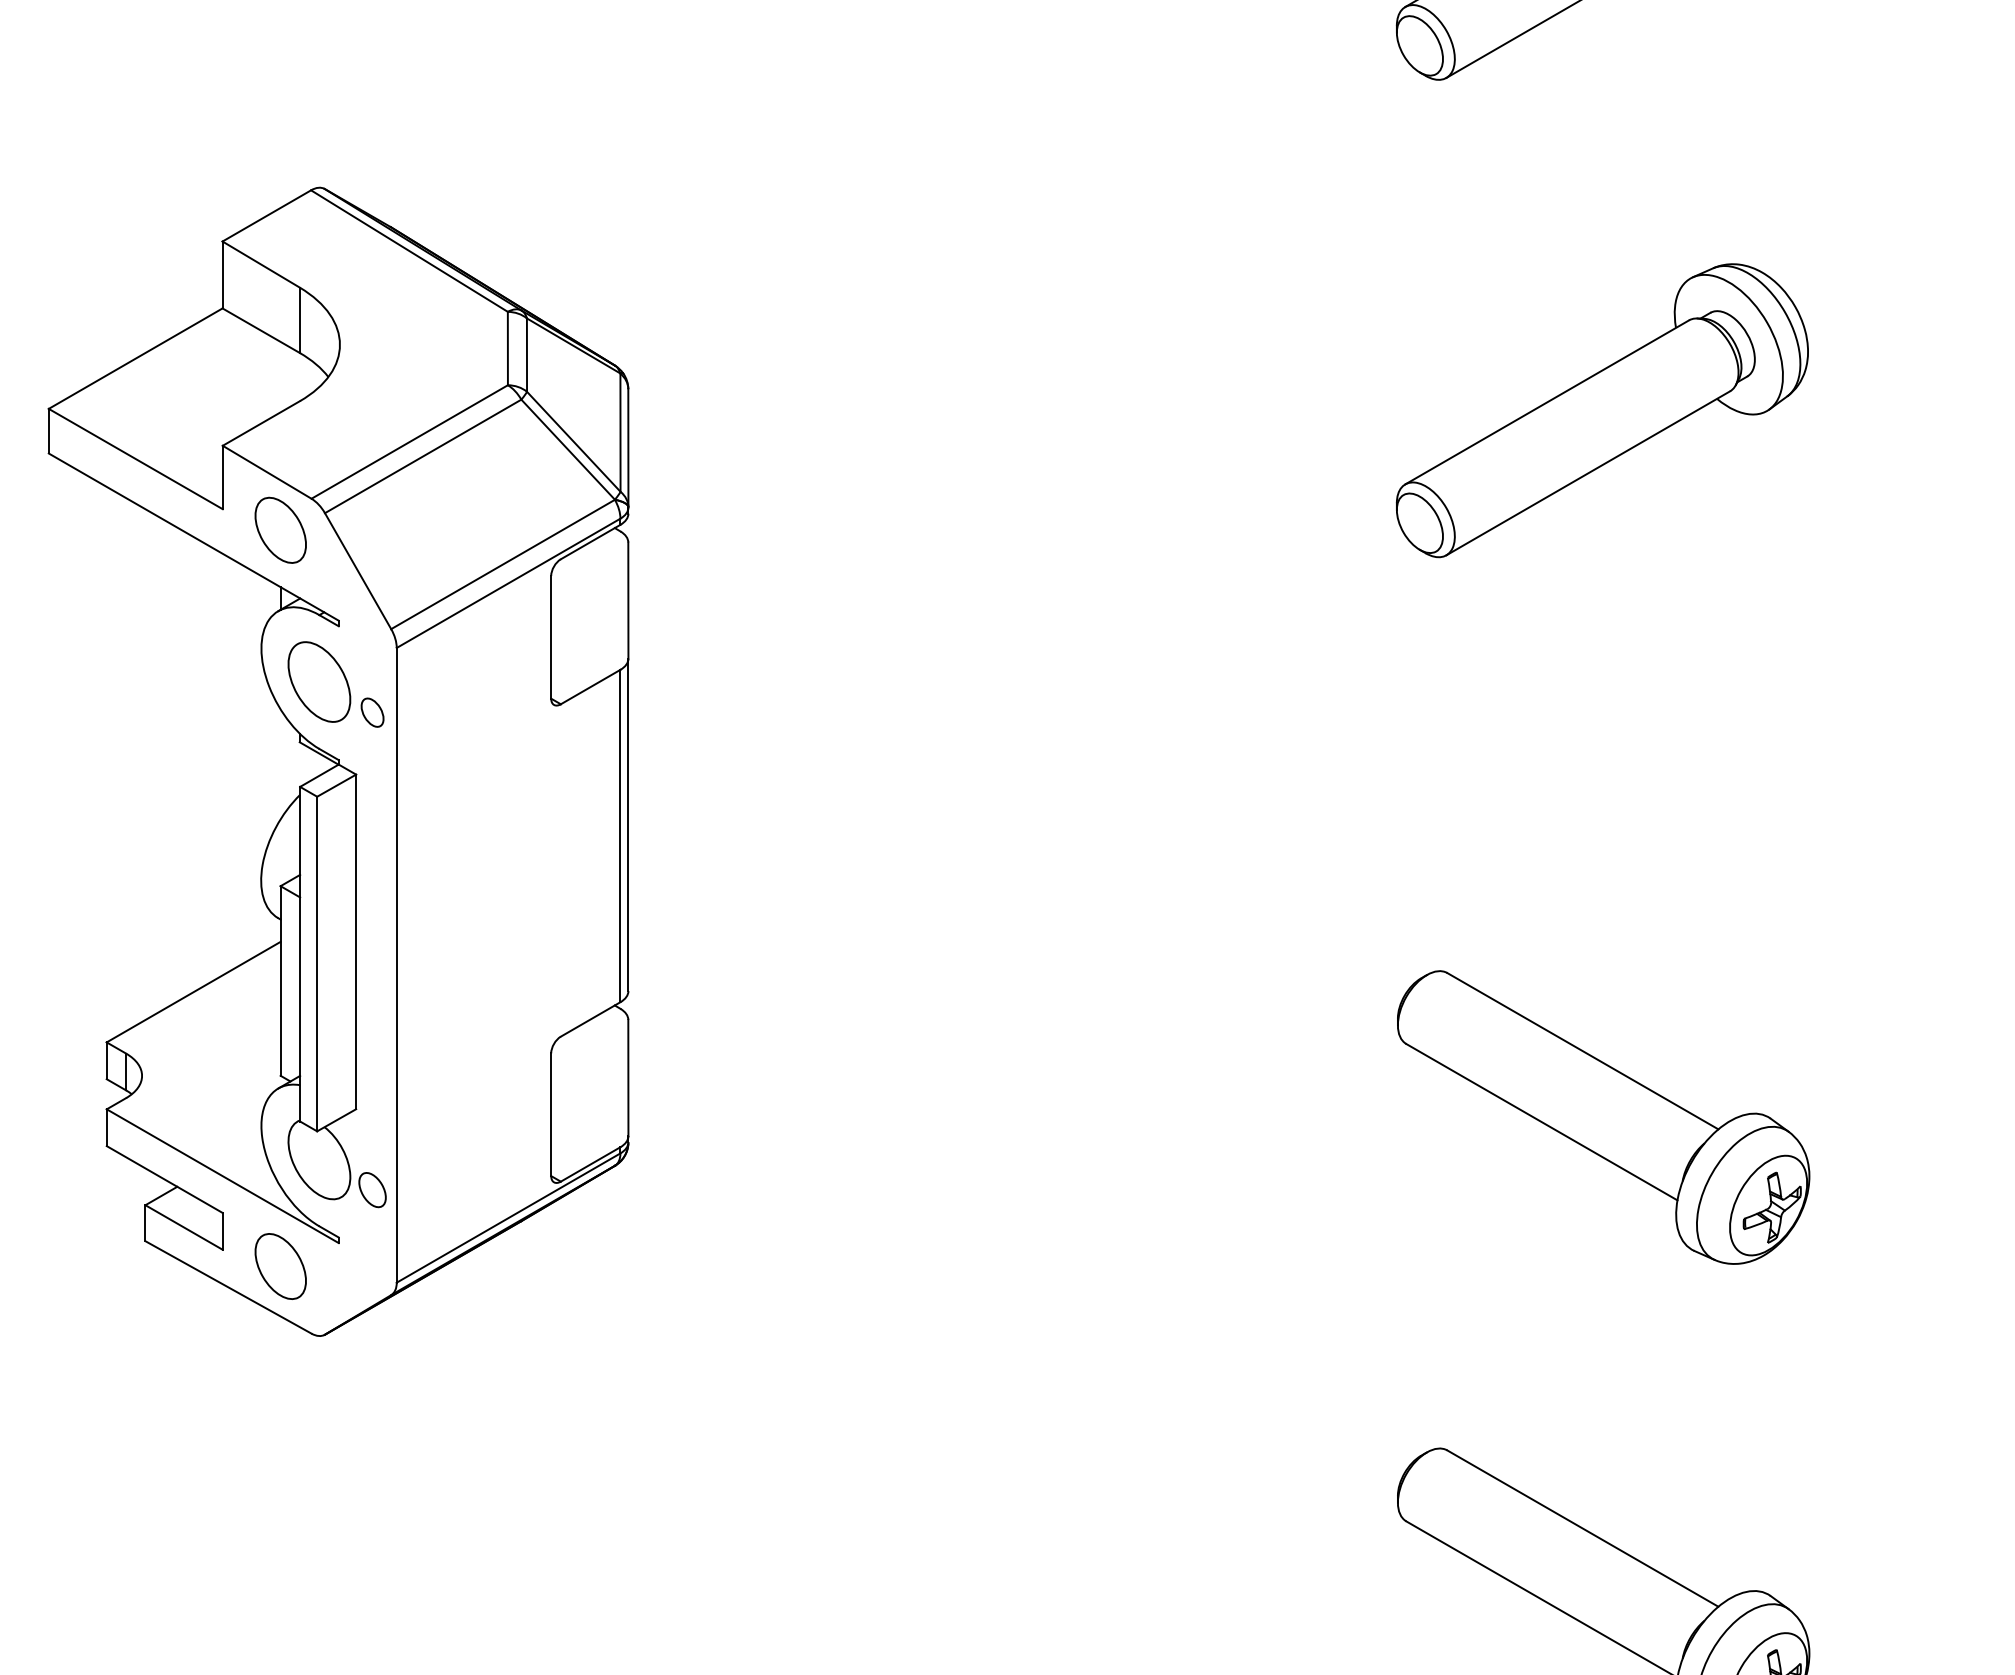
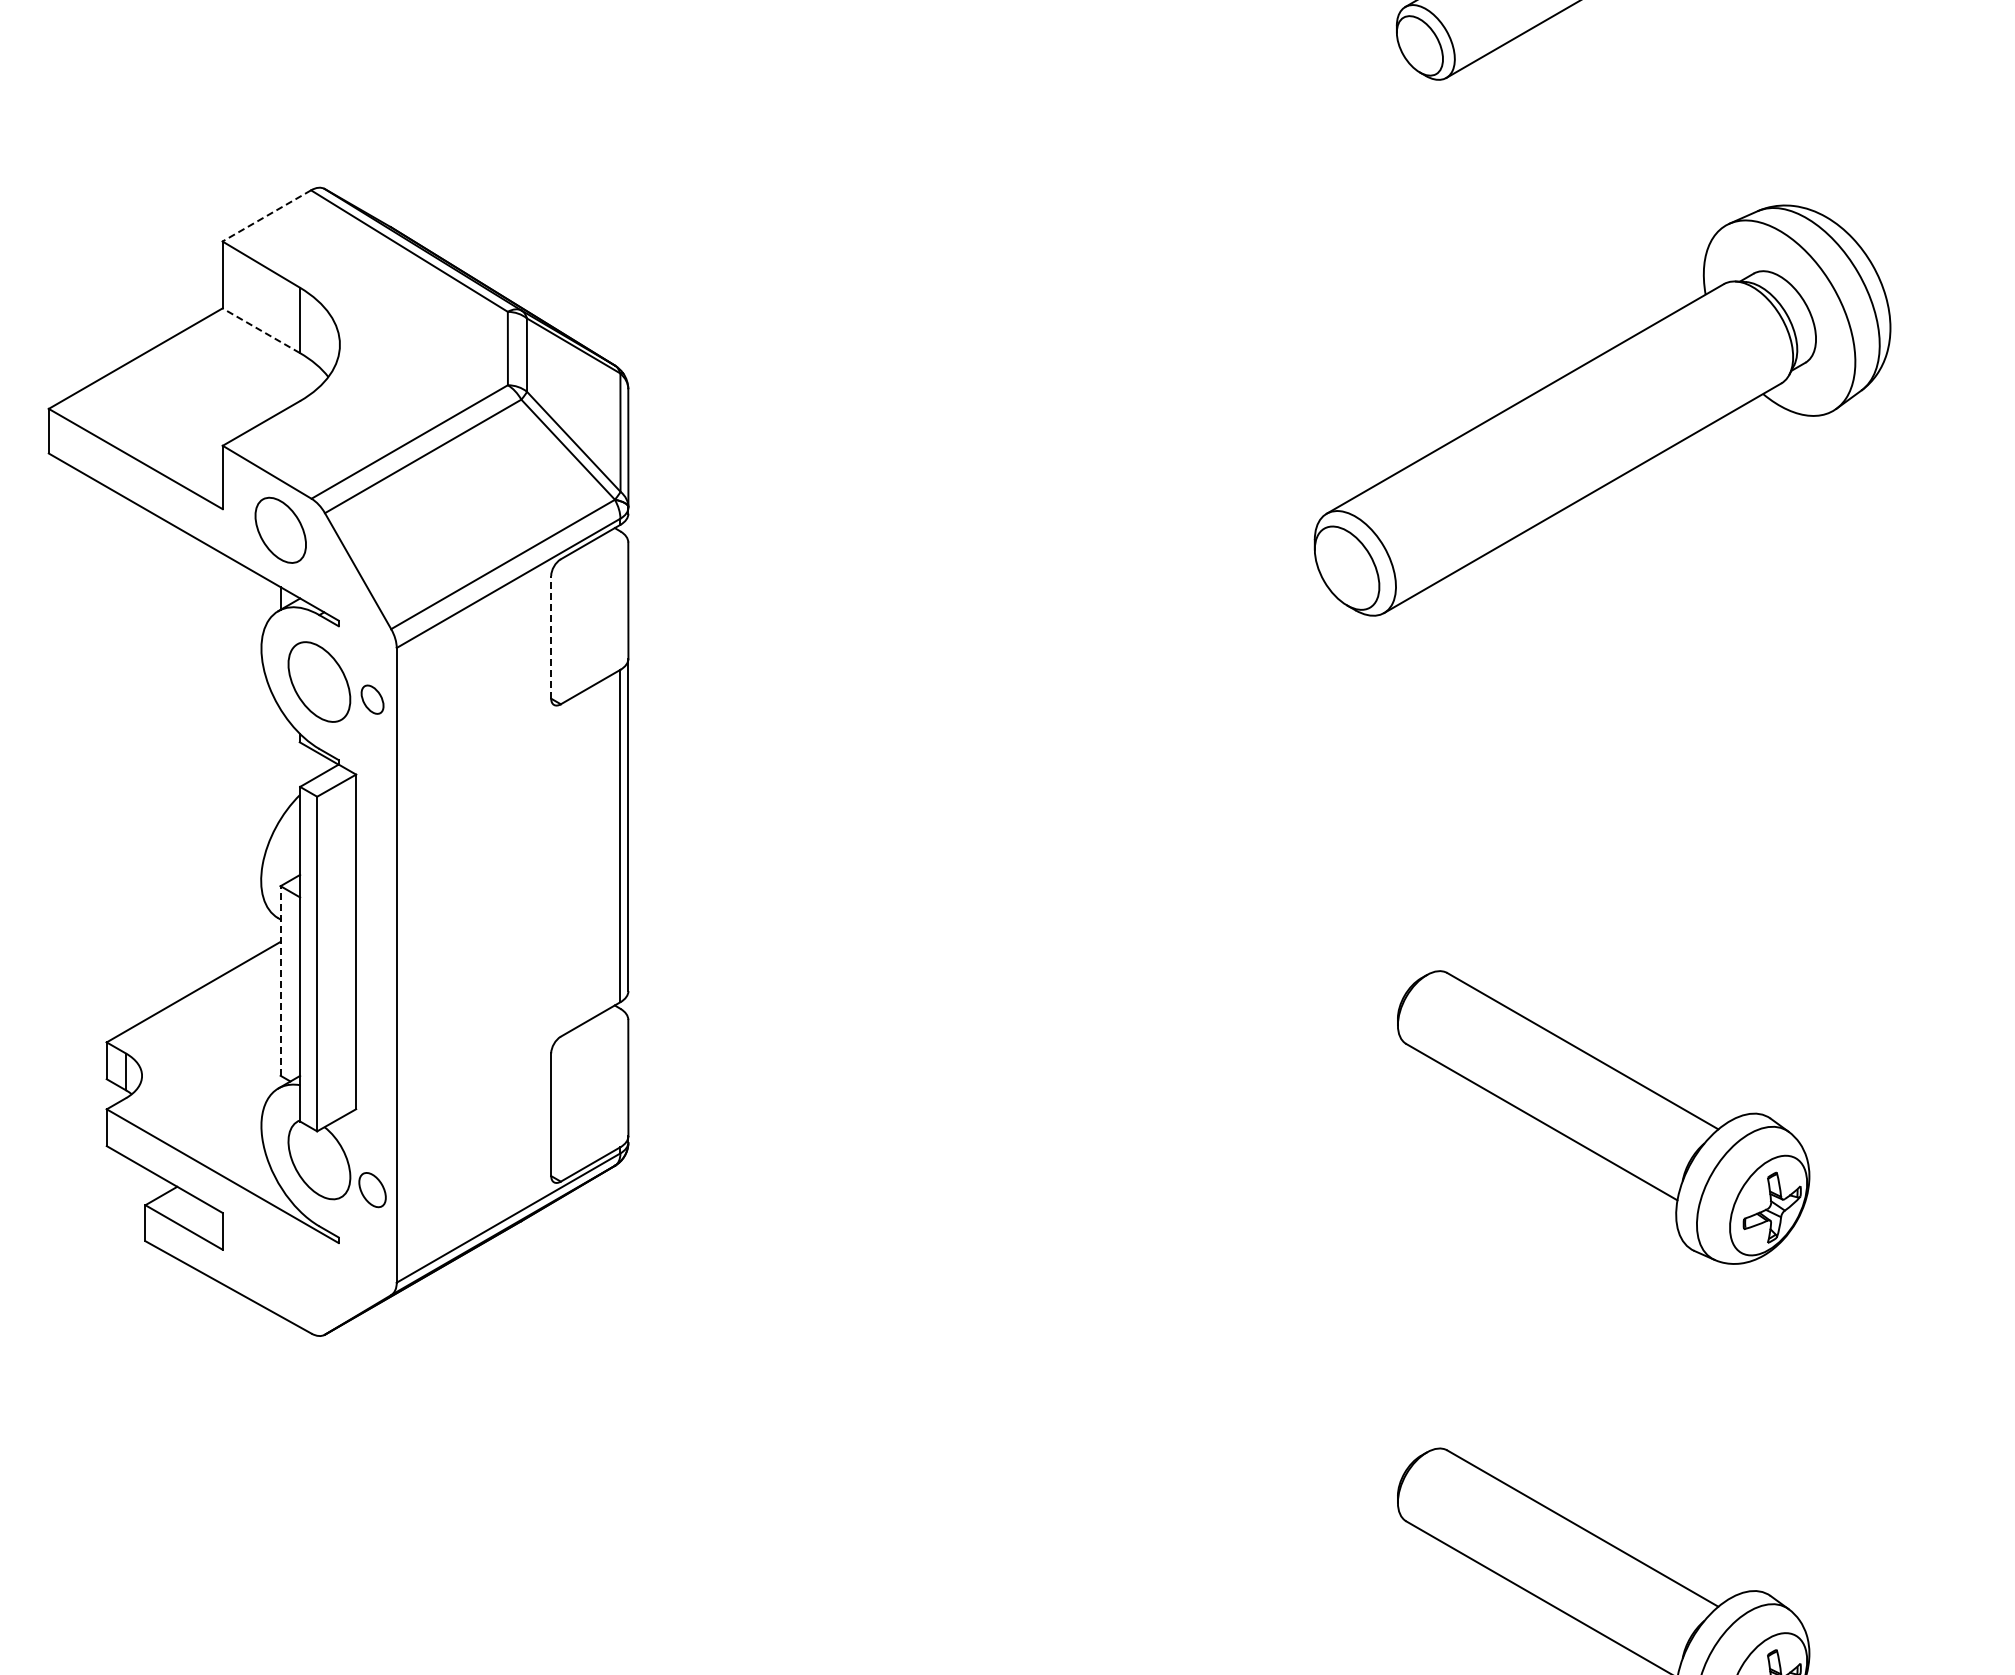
line: solid -> dashed (266, 216)
line: solid -> dashed (261, 330)
part size: 414x296 px -> 579x413 px (1602, 410)
line: solid -> dashed (551, 636)
part position: (372, 712) -> (372, 699) (372, 699)
line: solid -> dashed (280, 980)
part: present -> none (280, 1266)
